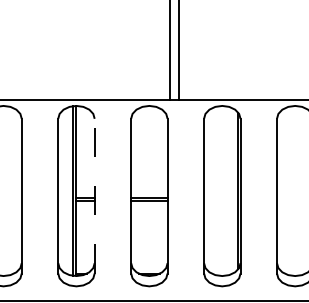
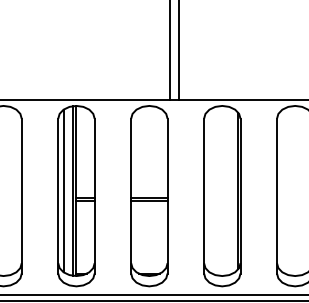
line: none -> present (63, 190)
line: dashed -> solid (94, 195)
line: none -> present (153, 294)
